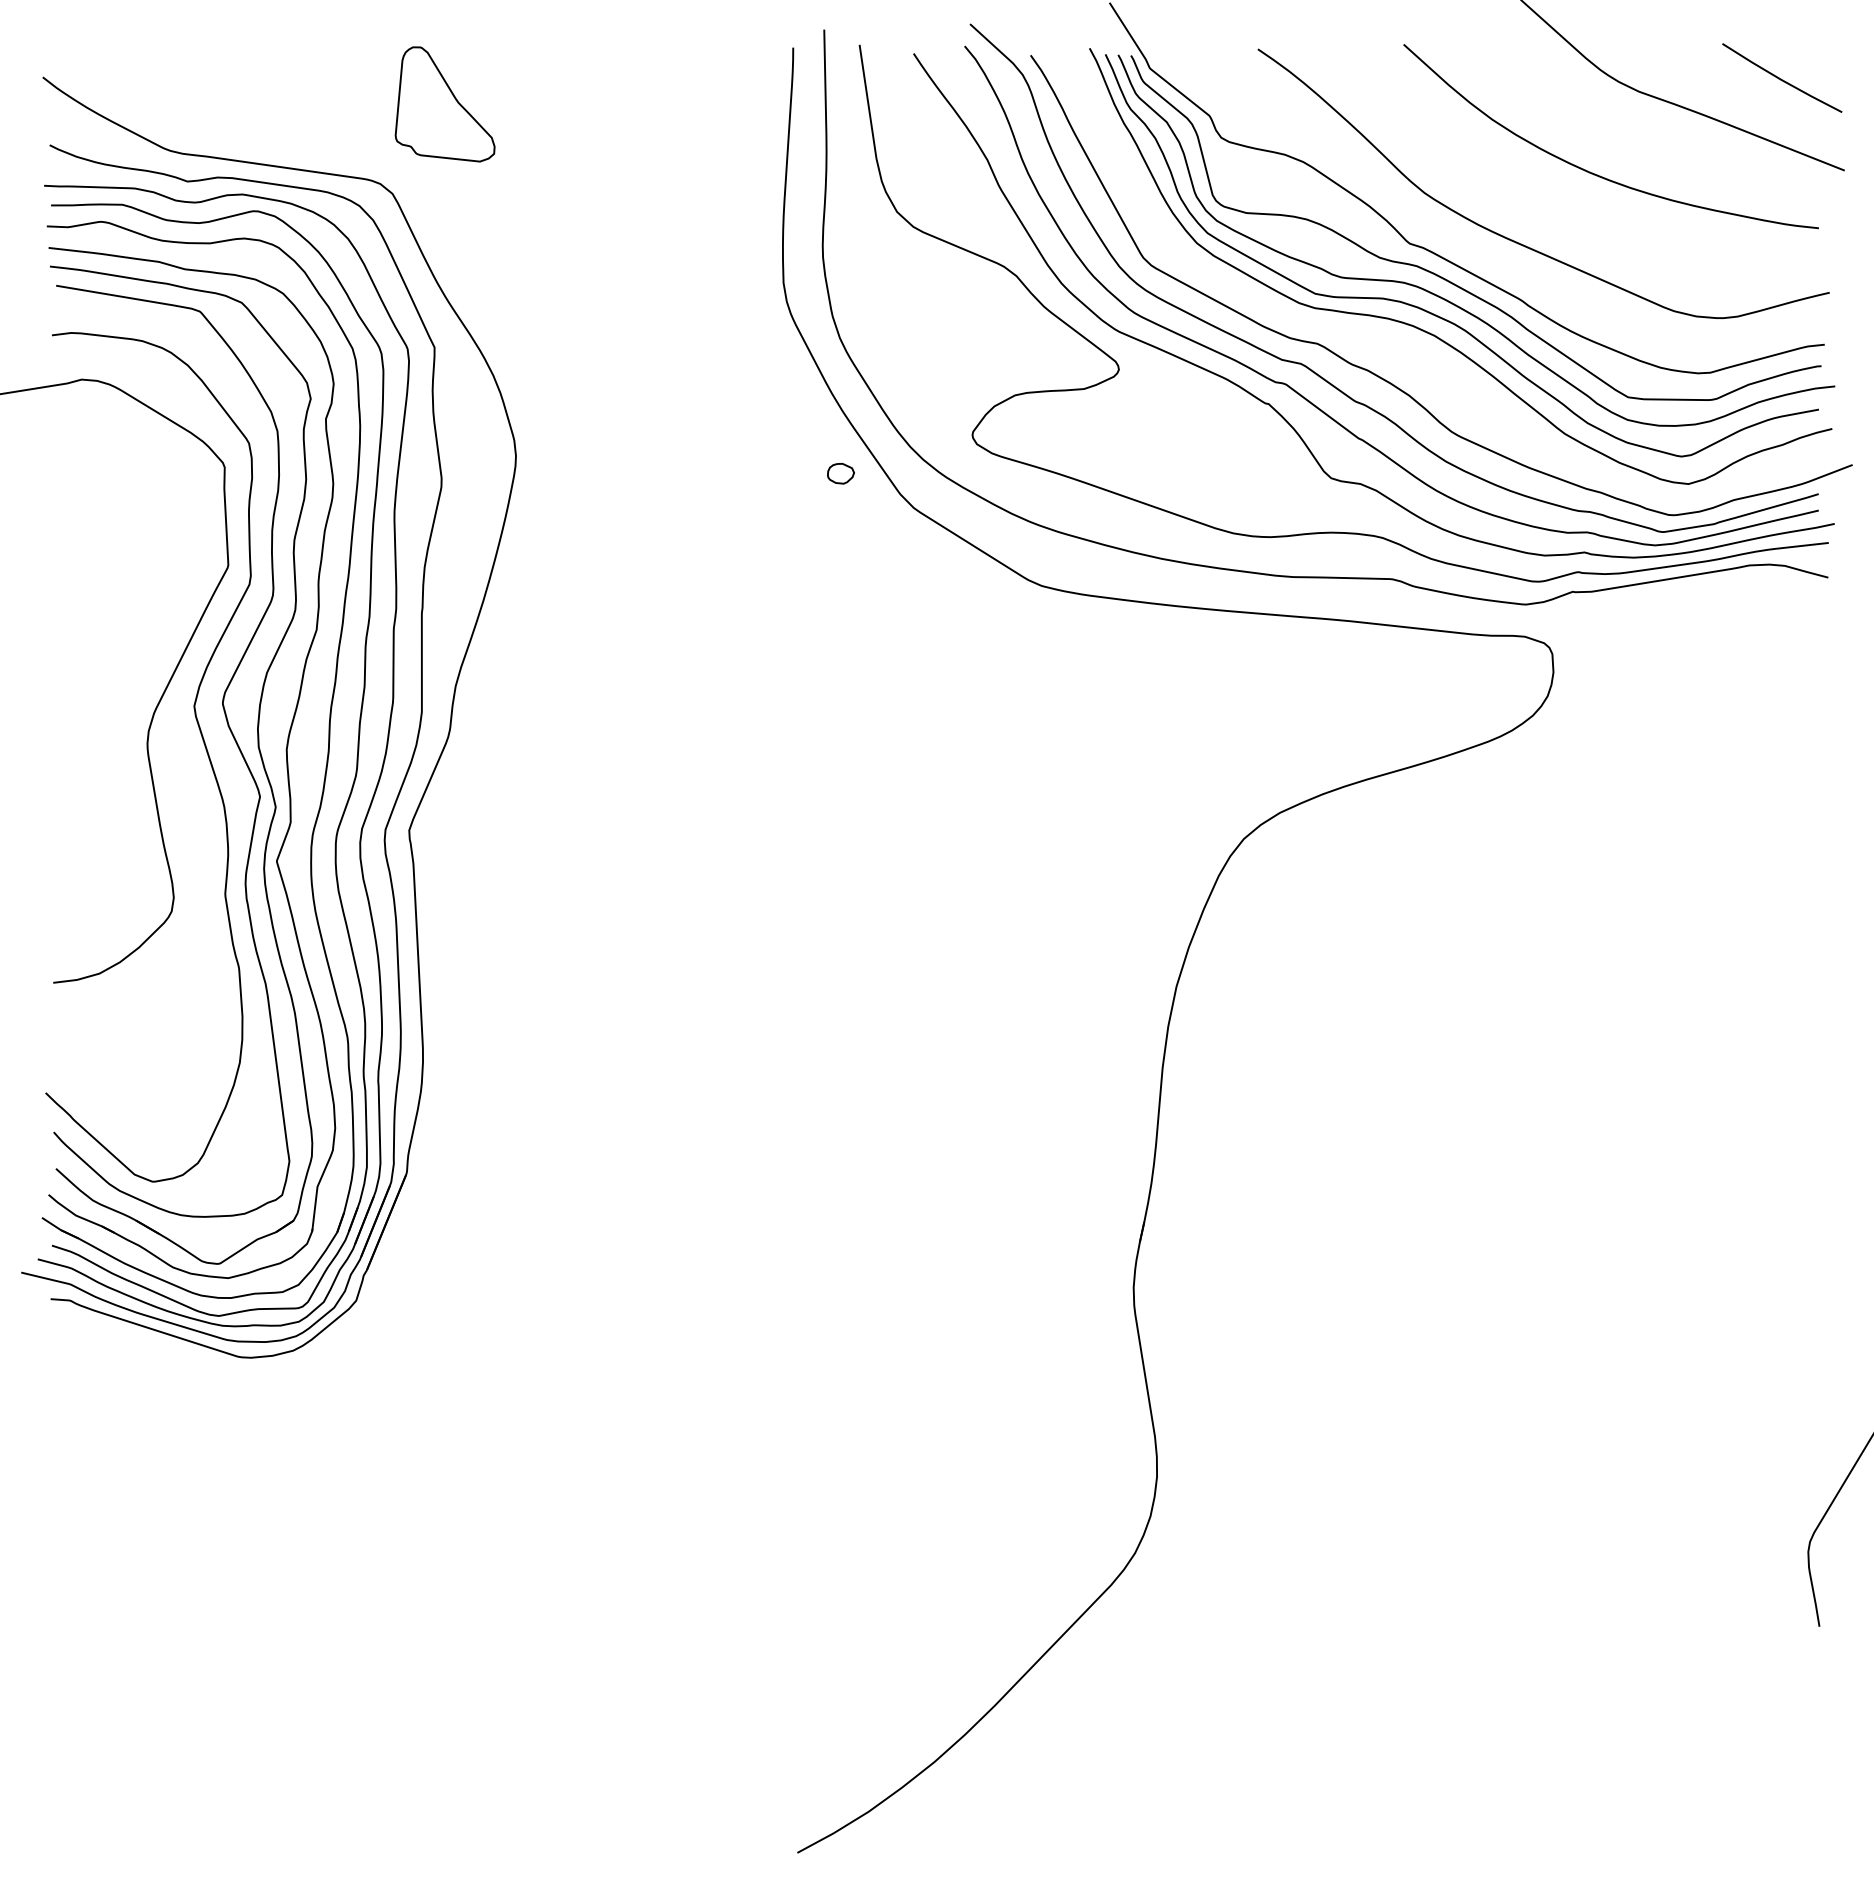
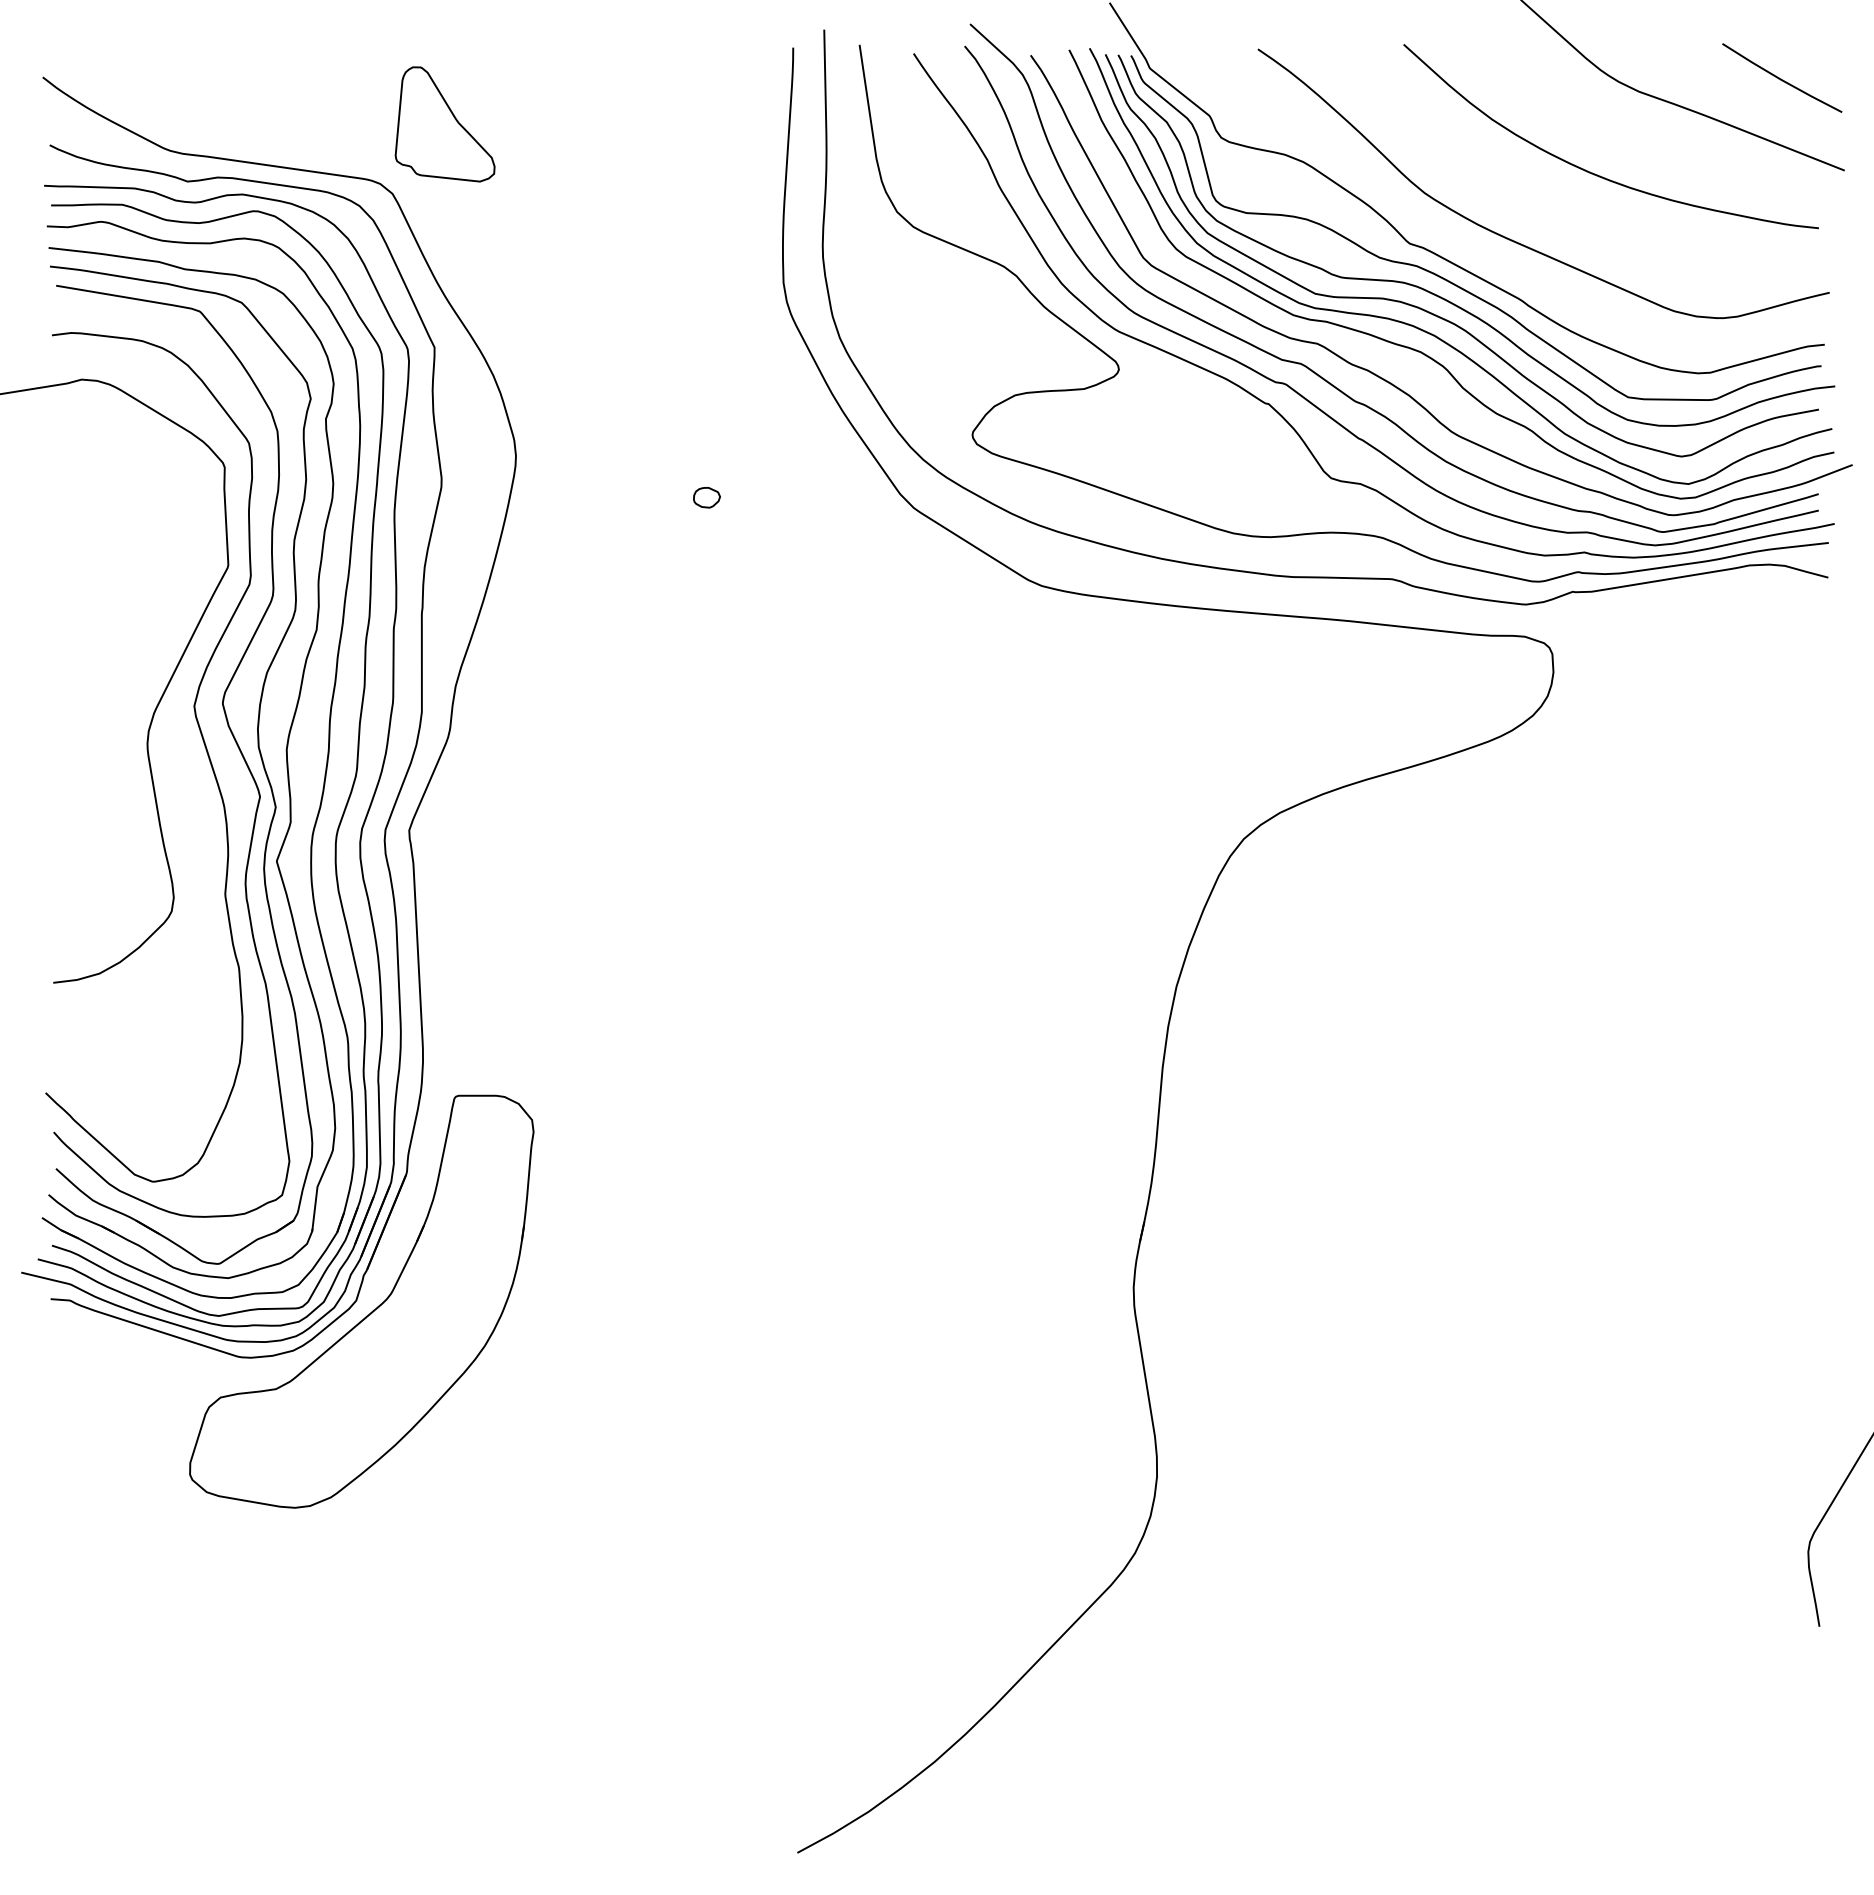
part position: (444, 104) -> (444, 124) (444, 124)
curve: none -> present (1419, 350)
part position: (840, 473) -> (706, 497) (706, 497)
part: none -> present (371, 1311)
